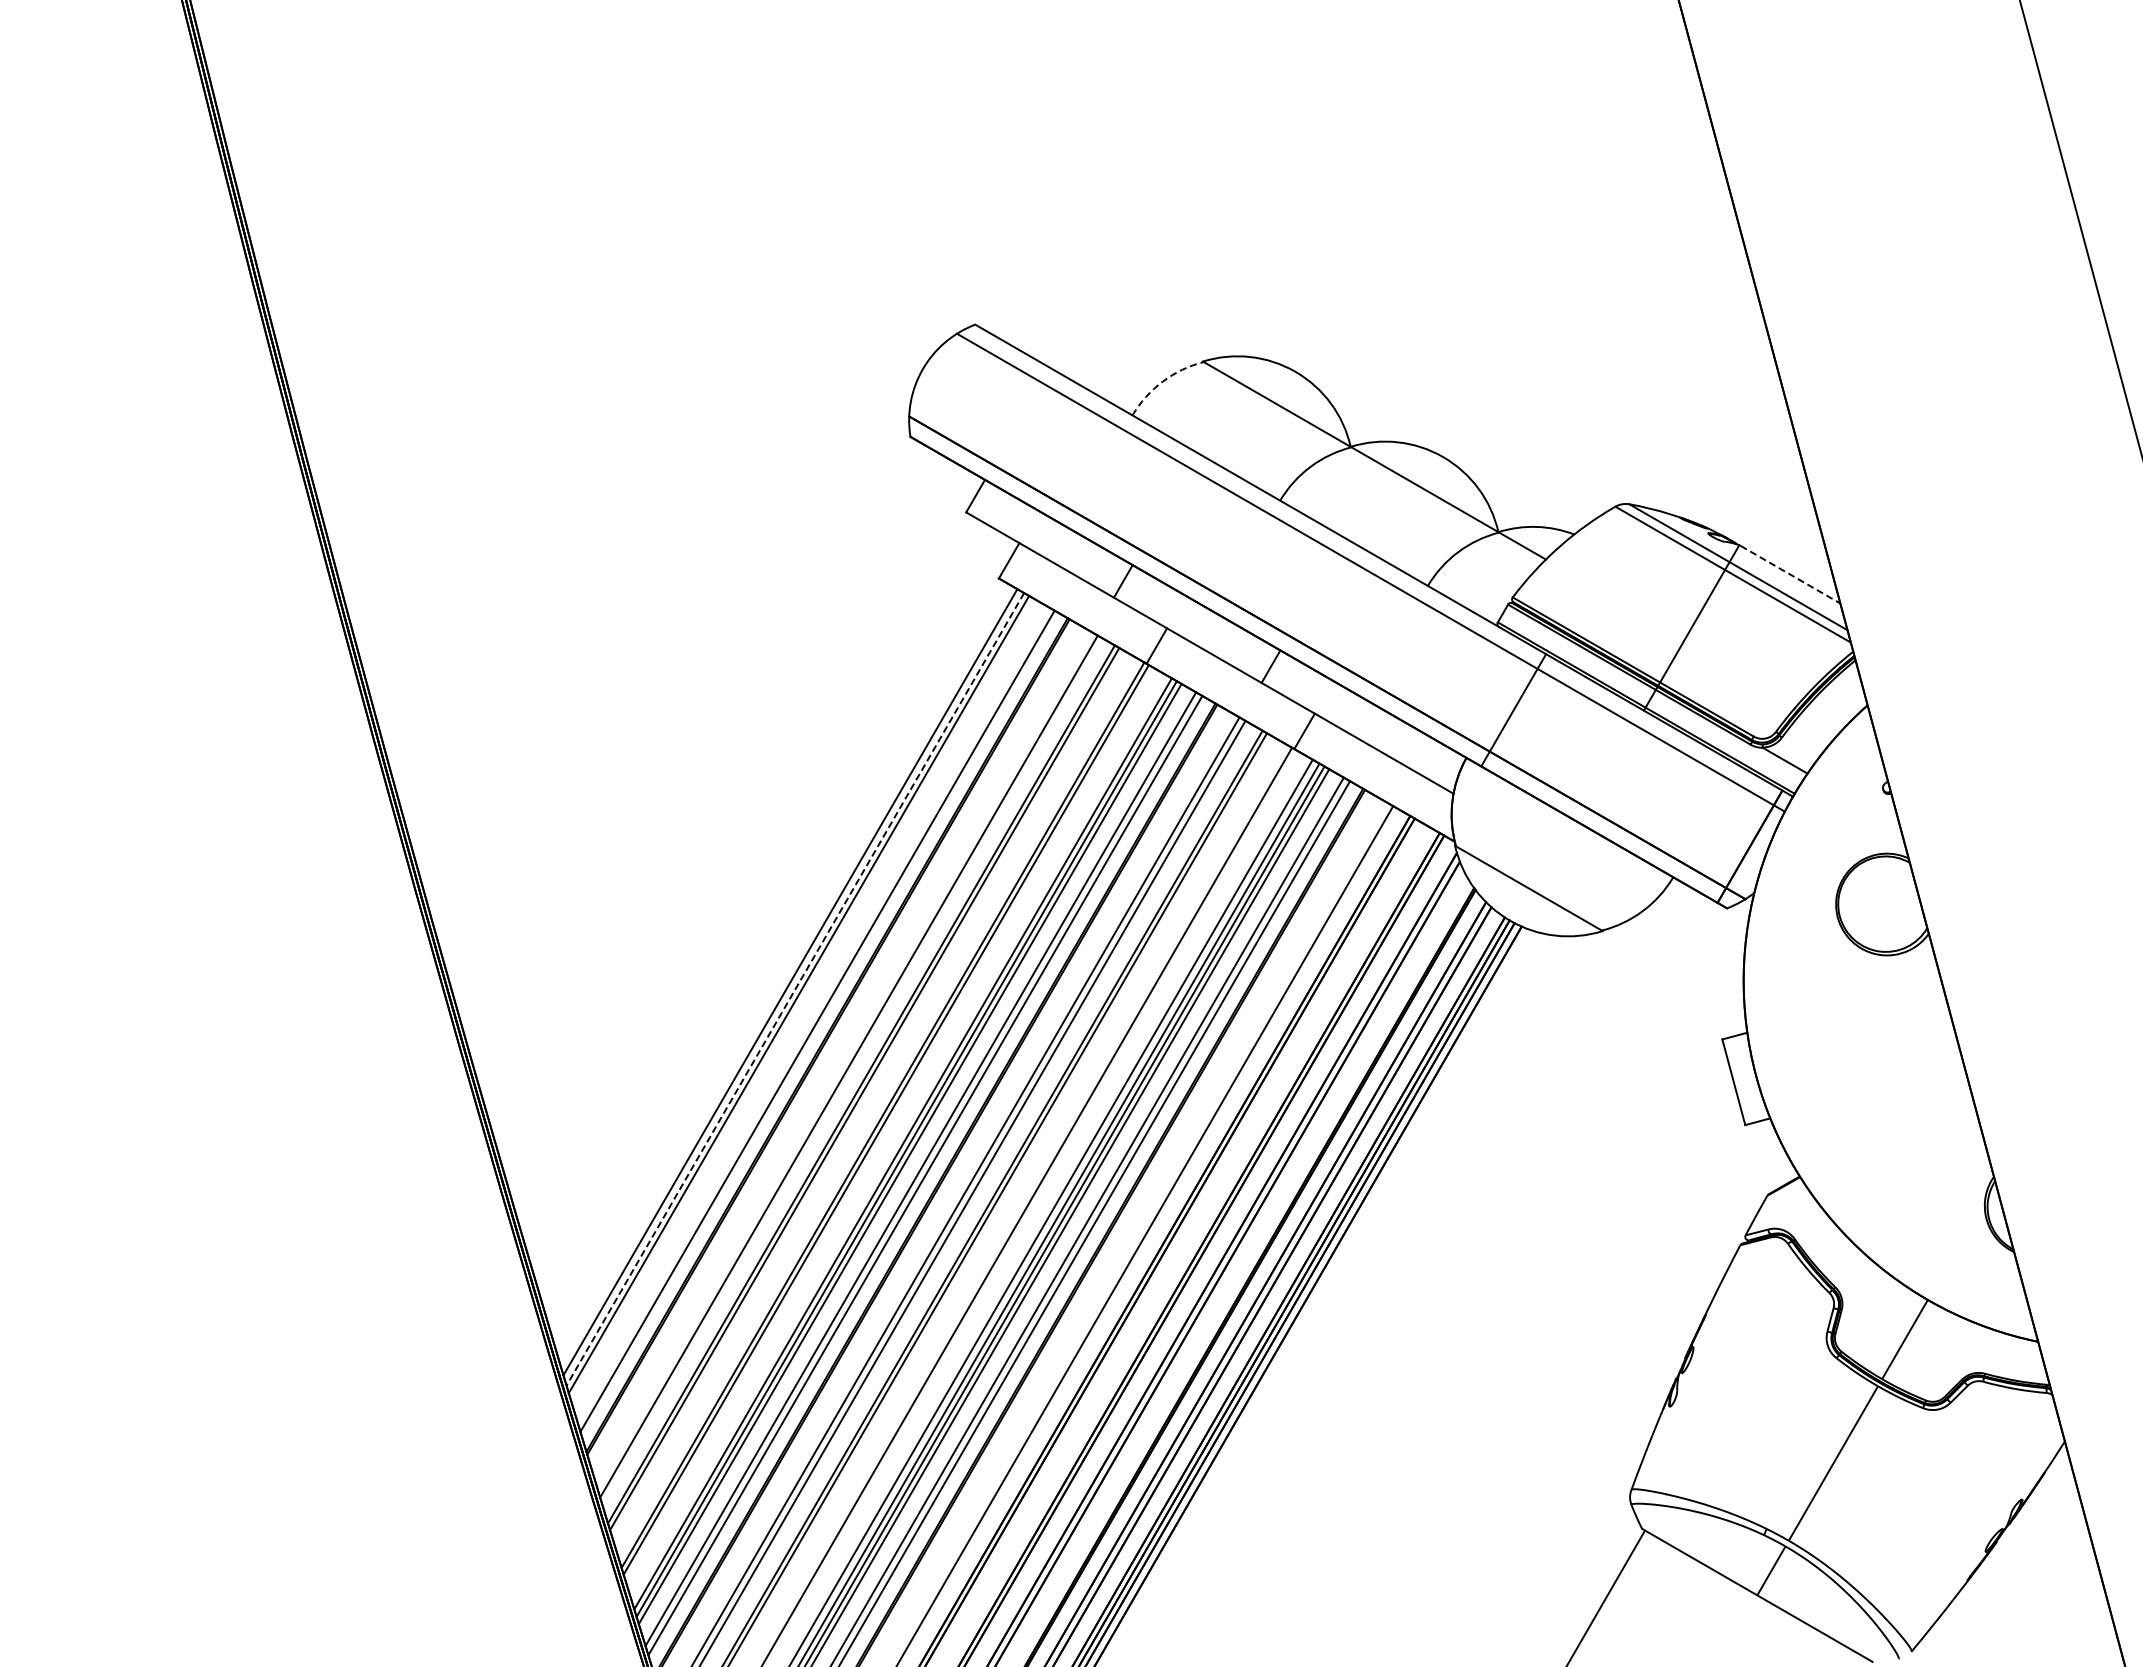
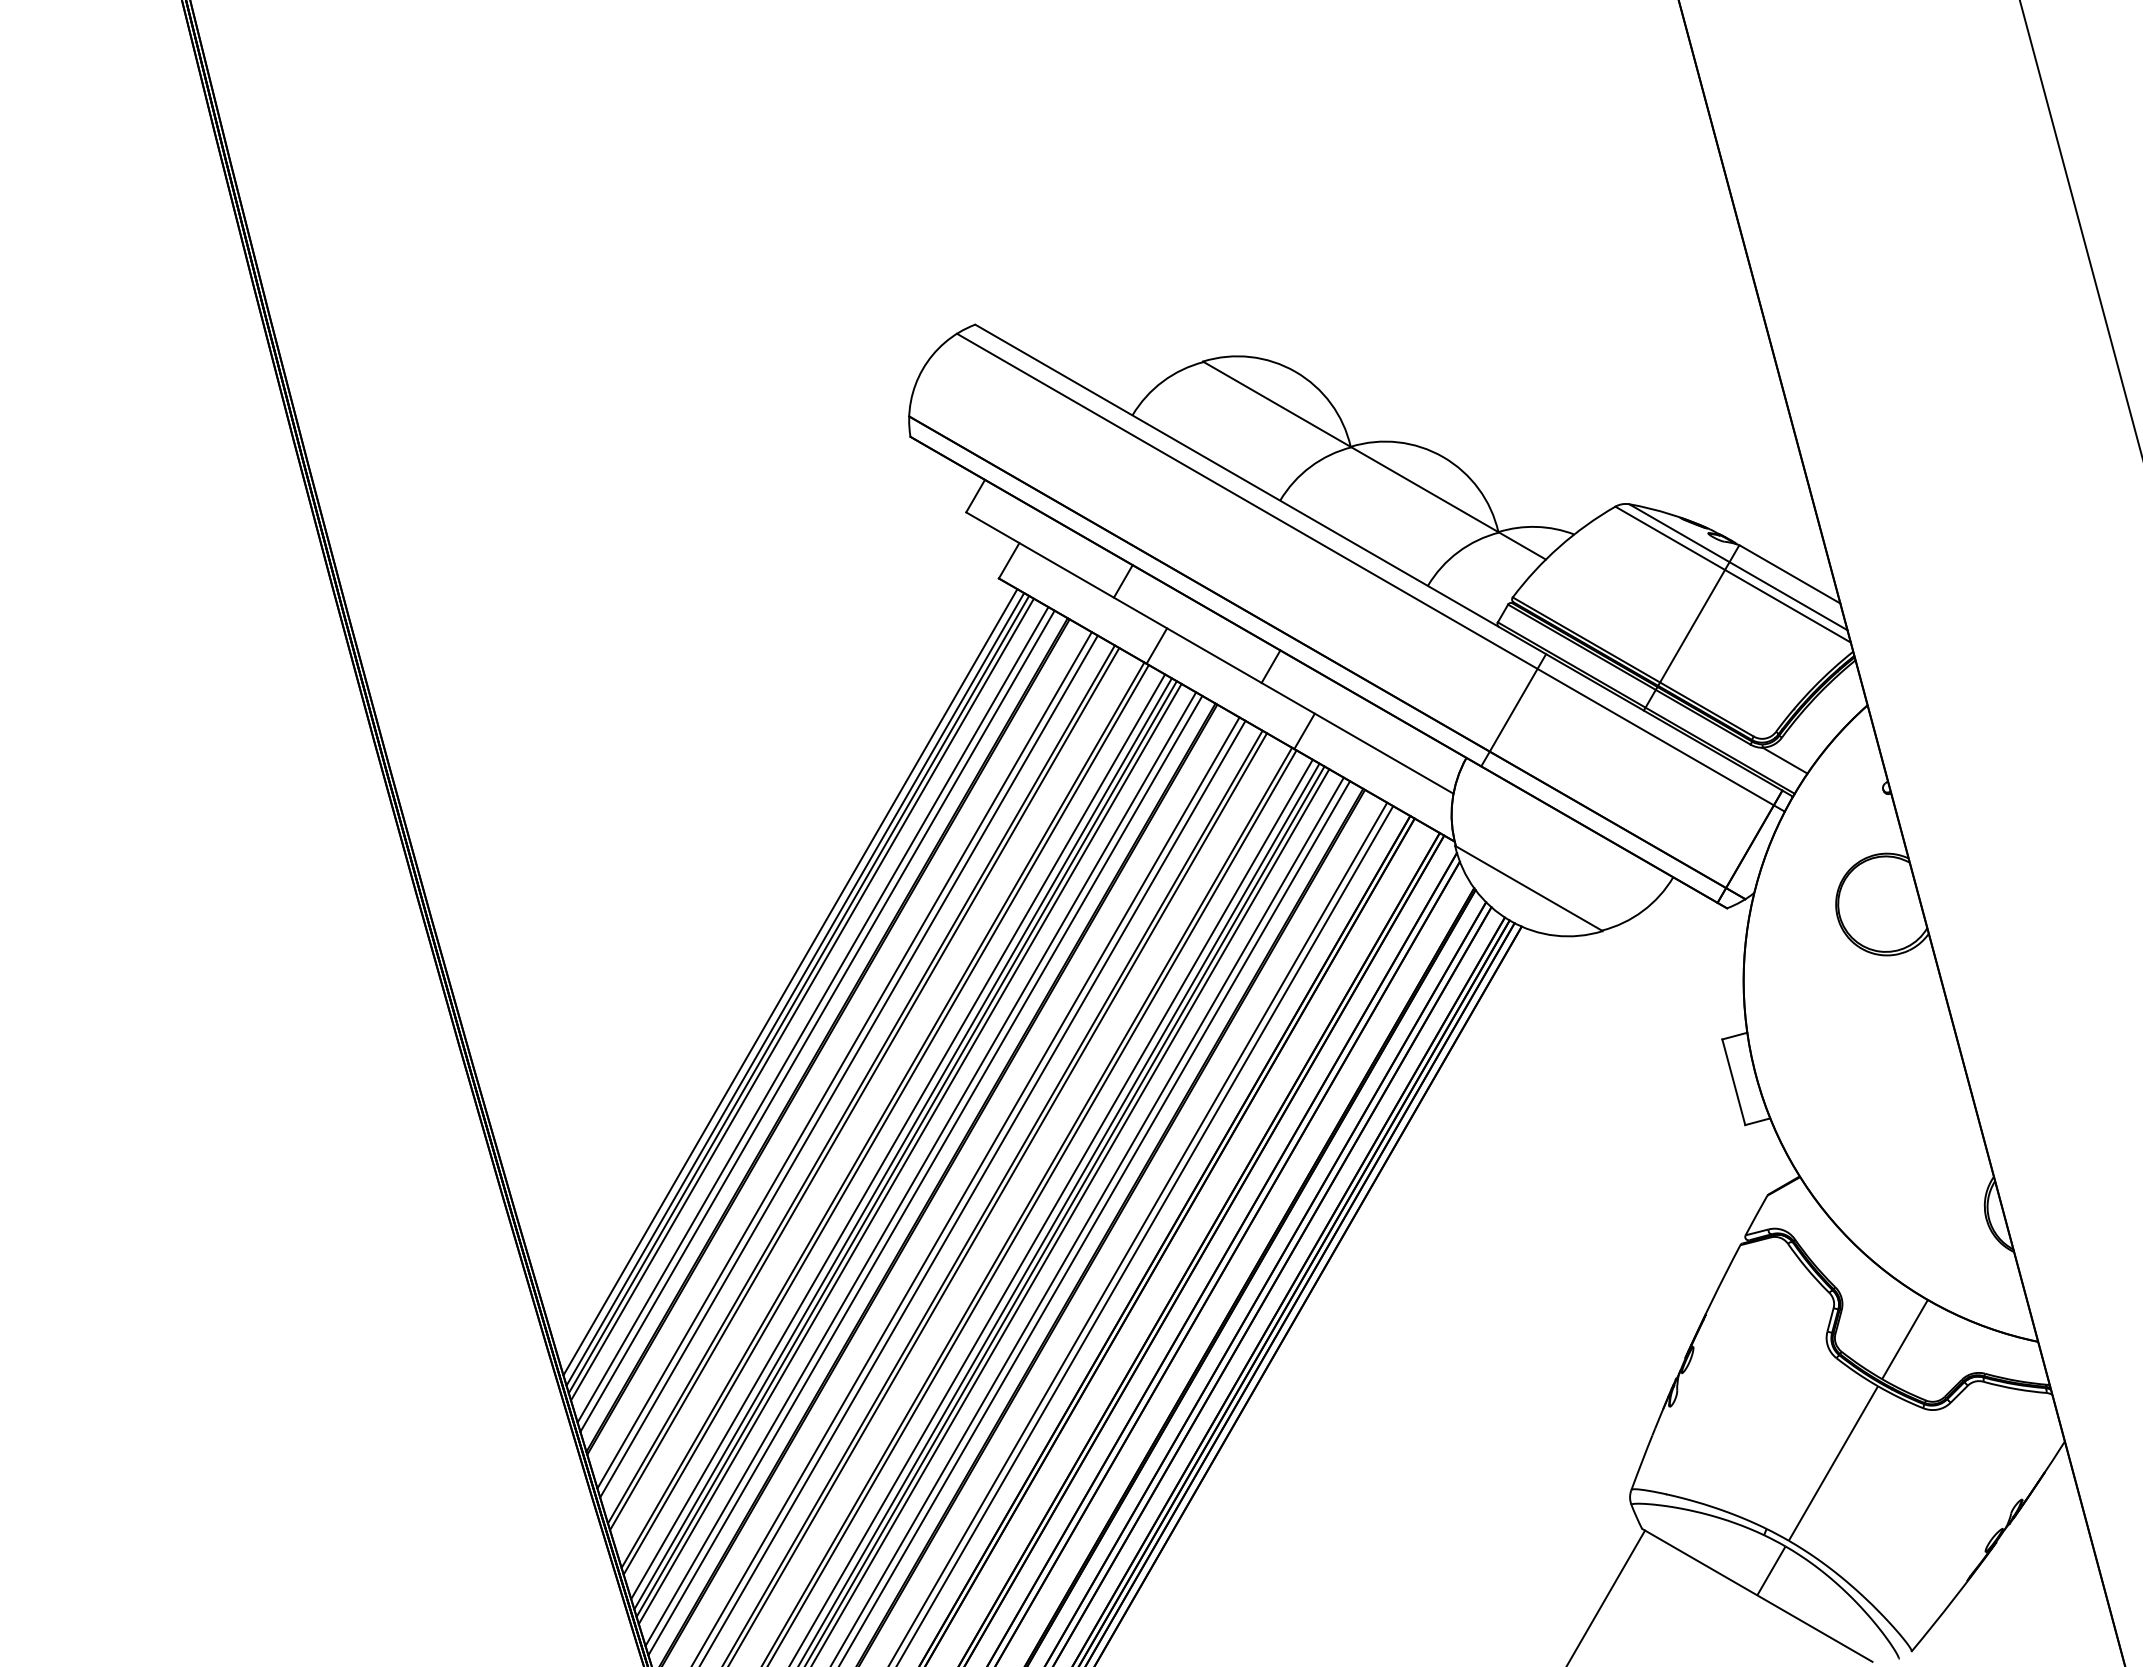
arc: dashed -> solid (1162, 381)
line: dashed -> solid (1790, 574)
line: dashed -> solid (795, 989)
line: none -> present (801, 999)
line: none -> present (812, 1014)
line: none -> present (844, 1060)
line: none -> present (898, 1136)
line: none -> present (1032, 1206)
line: none -> present (1138, 1232)
